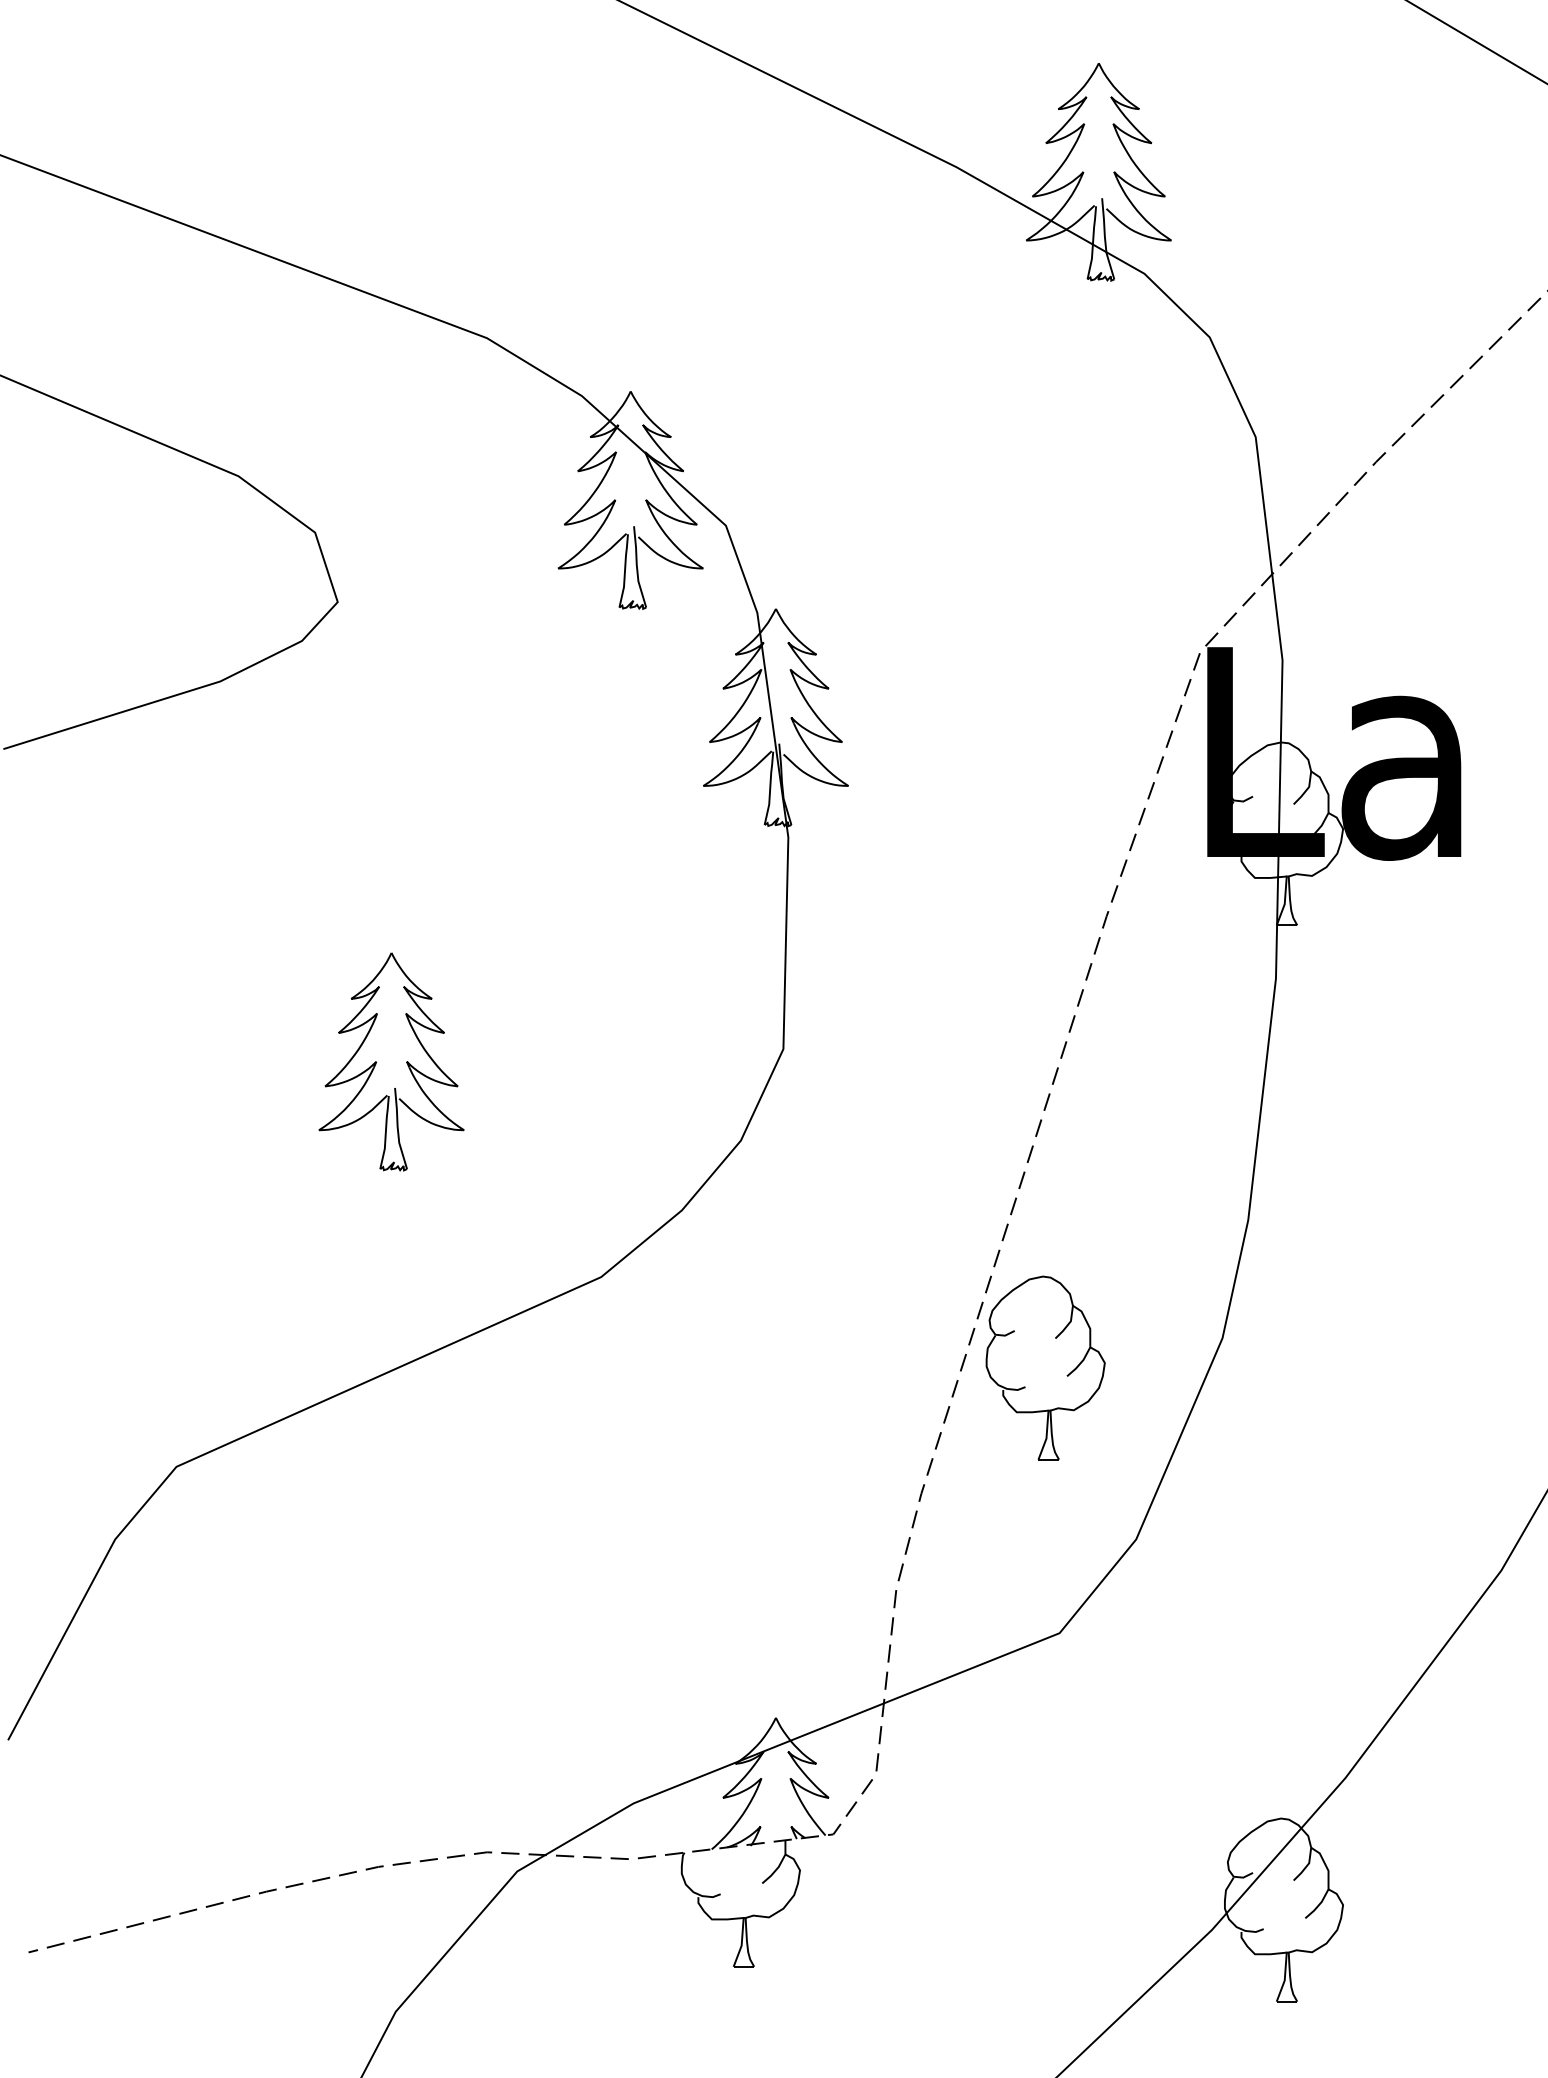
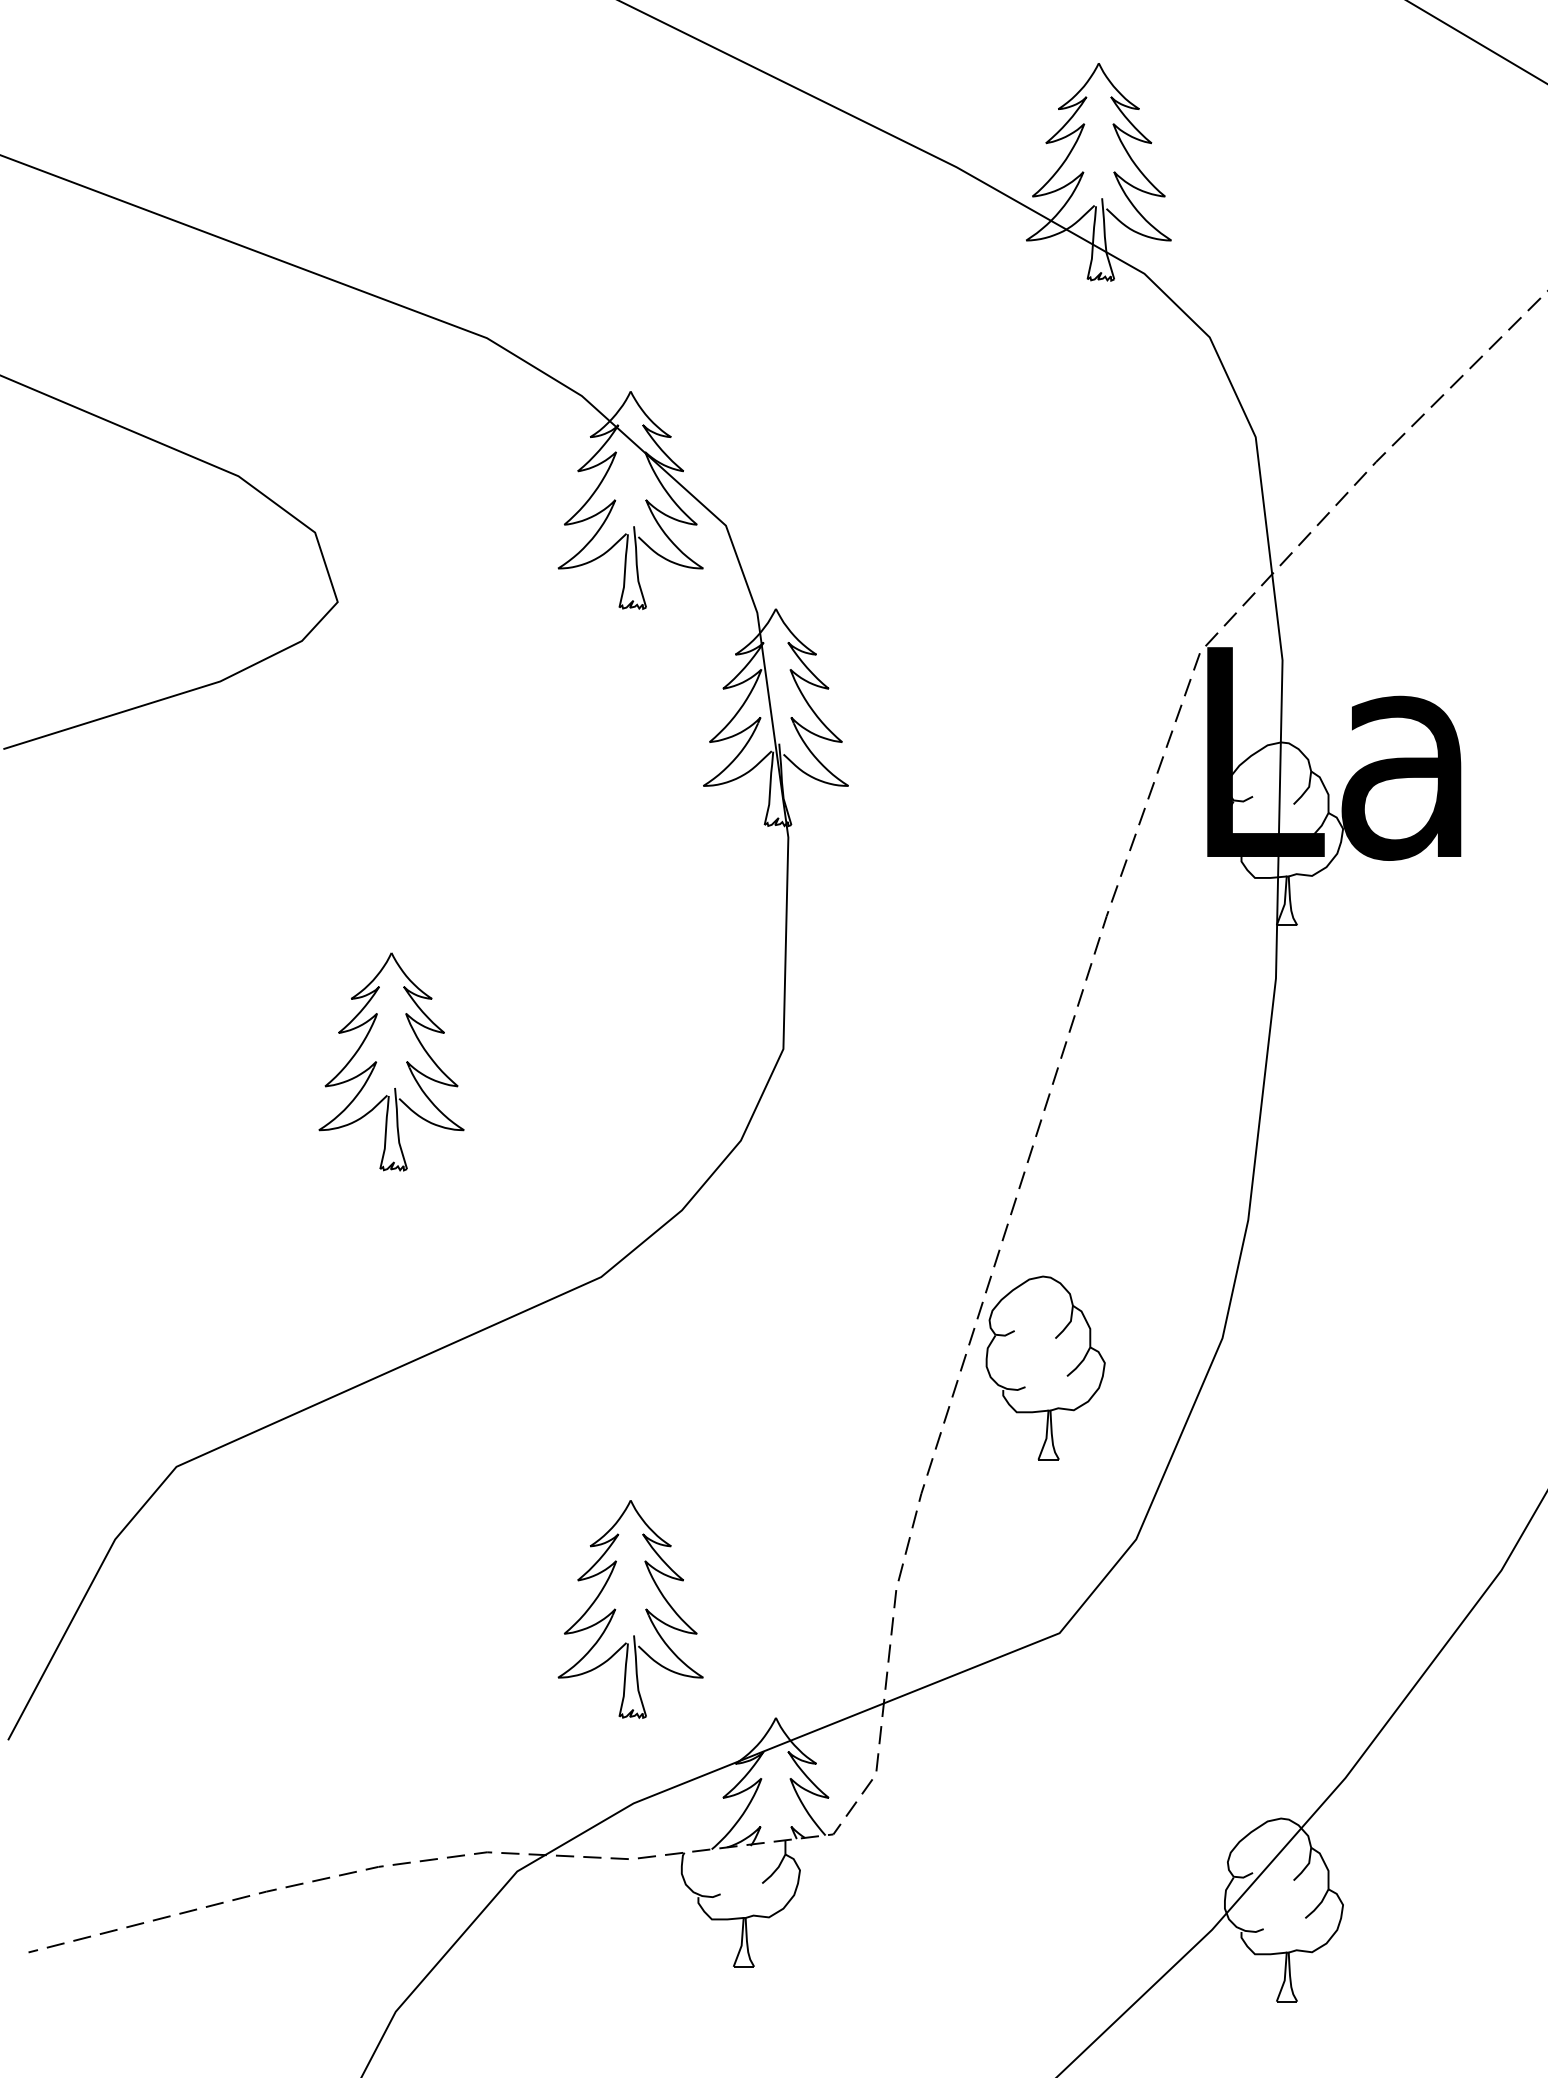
part: none -> present (616, 1609)
